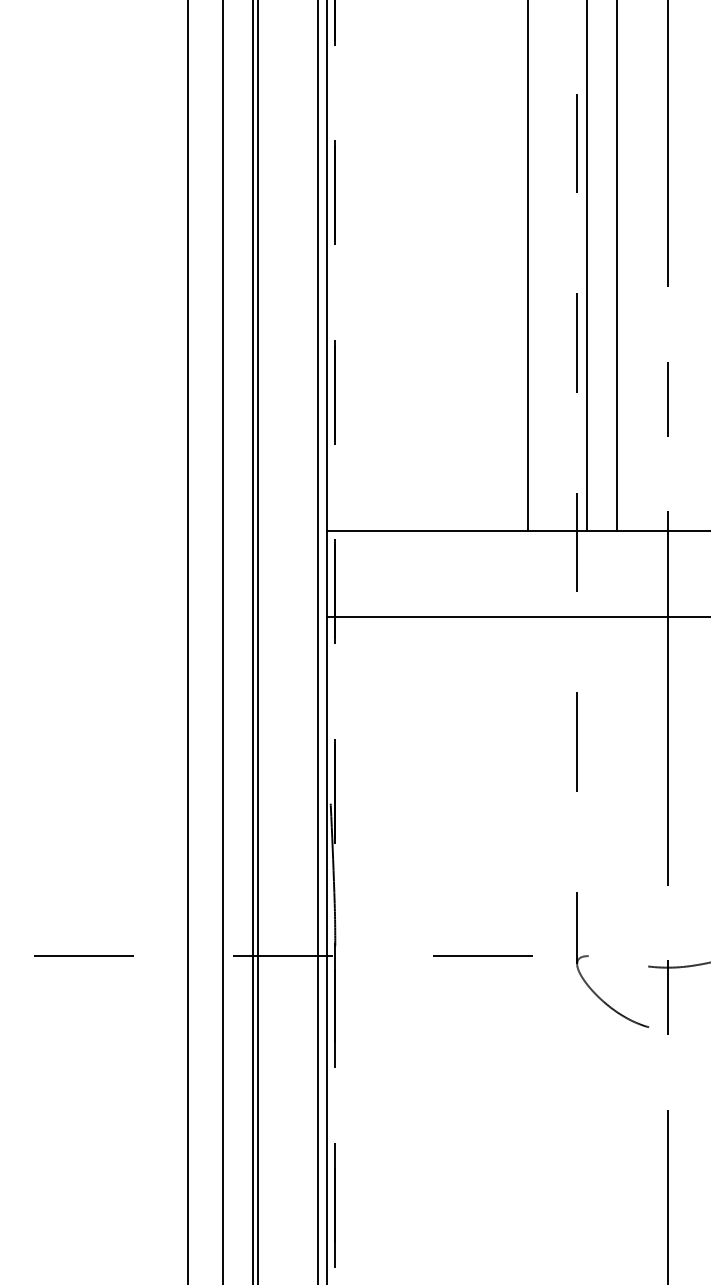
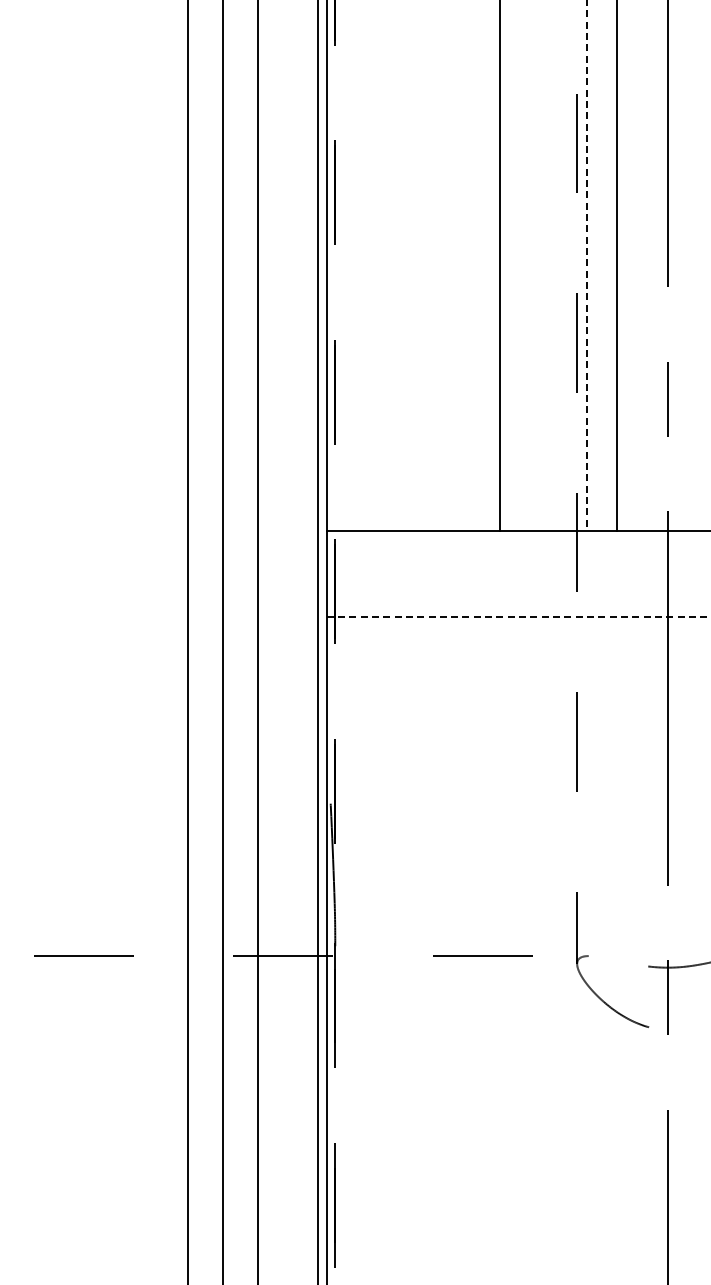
line: solid -> dashed (586, 265)
line position: (527, 266) -> (499, 266) (499, 266)
line: solid -> dashed (518, 617)
line: present -> none (253, 641)
